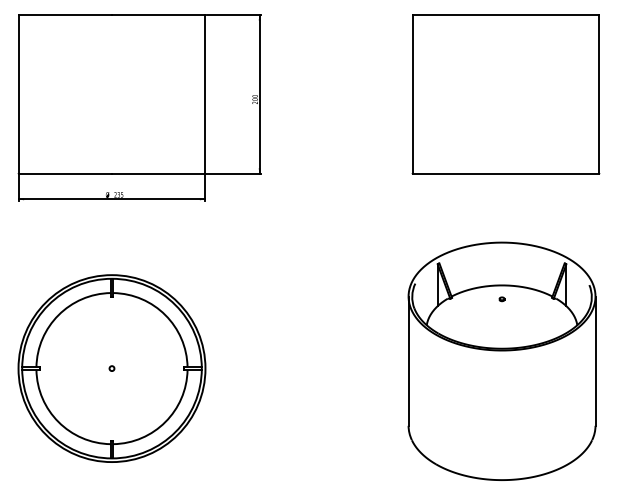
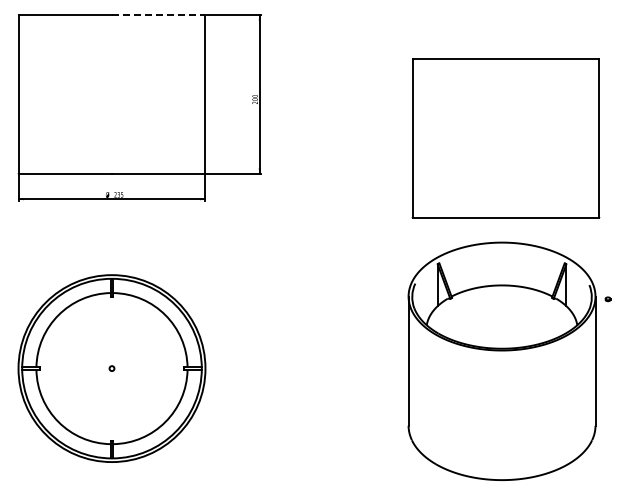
line: solid -> dashed (158, 14)
part position: (505, 94) -> (505, 138) (505, 138)
part position: (501, 299) -> (607, 299) (607, 299)
